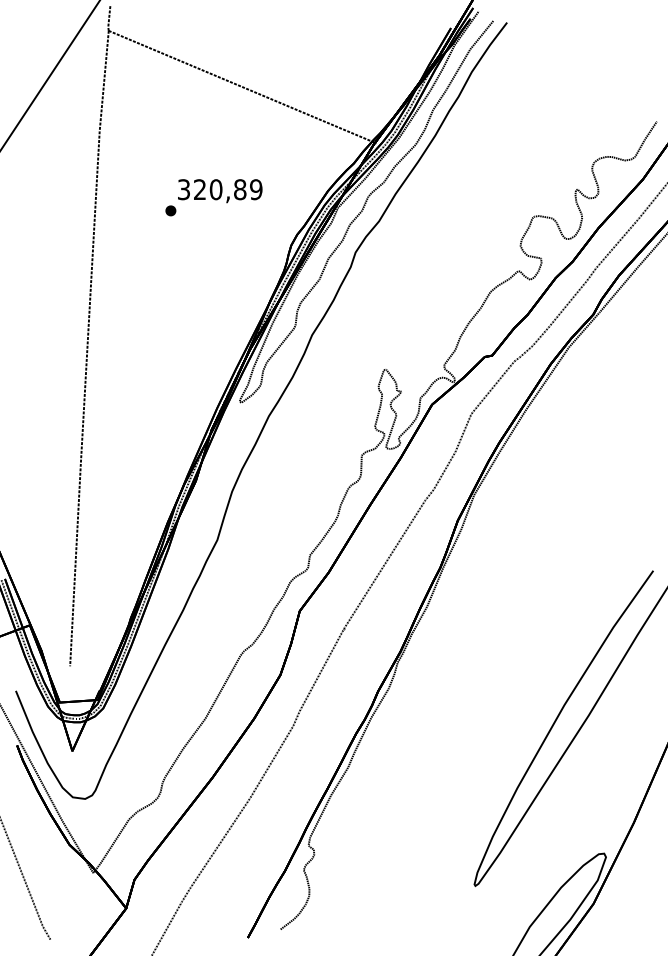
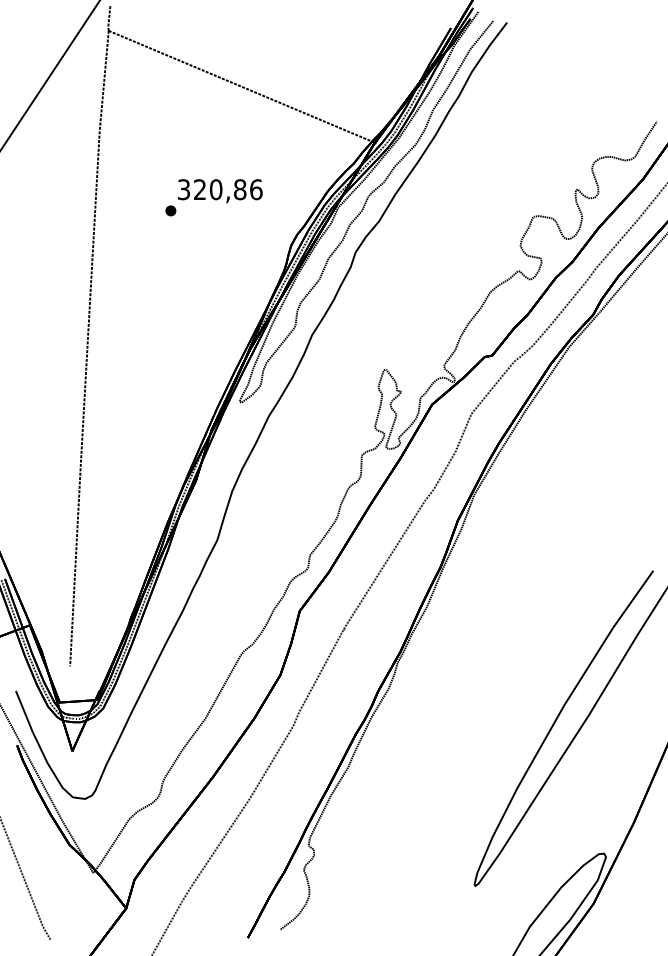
text: 320,89 -> 320,86 (256, 189)
